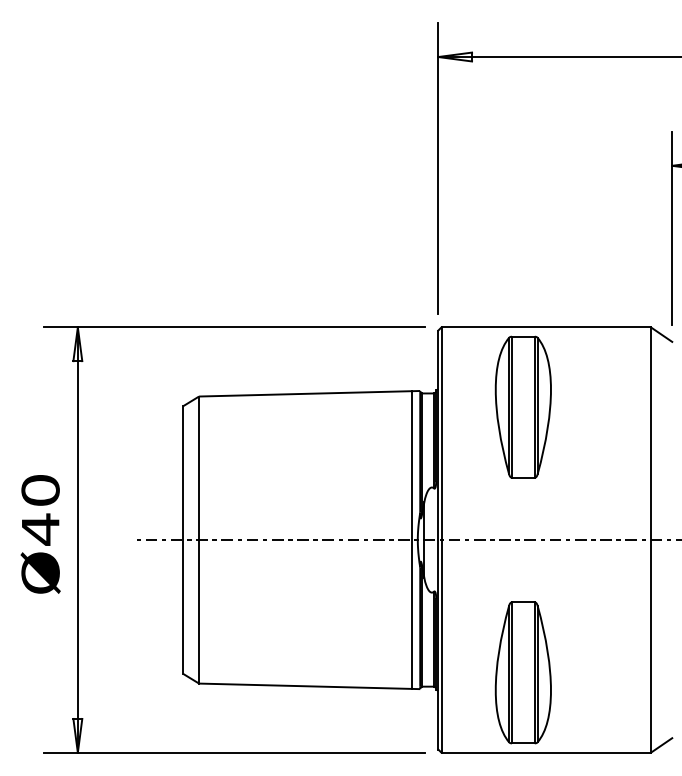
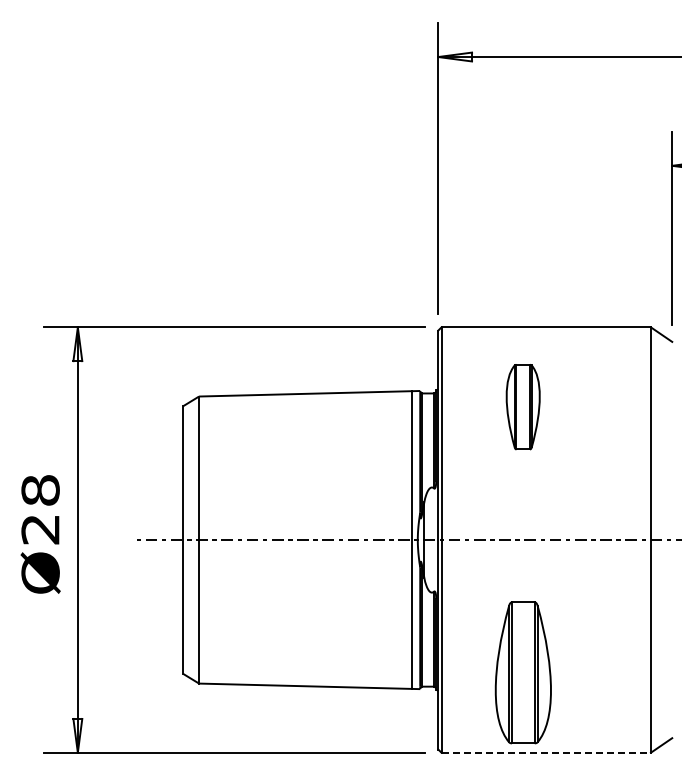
part size: 58x144 px -> 36x87 px (522, 407)
text: Ø40 -> Ø28 (40, 510)
line: solid -> dashed (546, 752)
